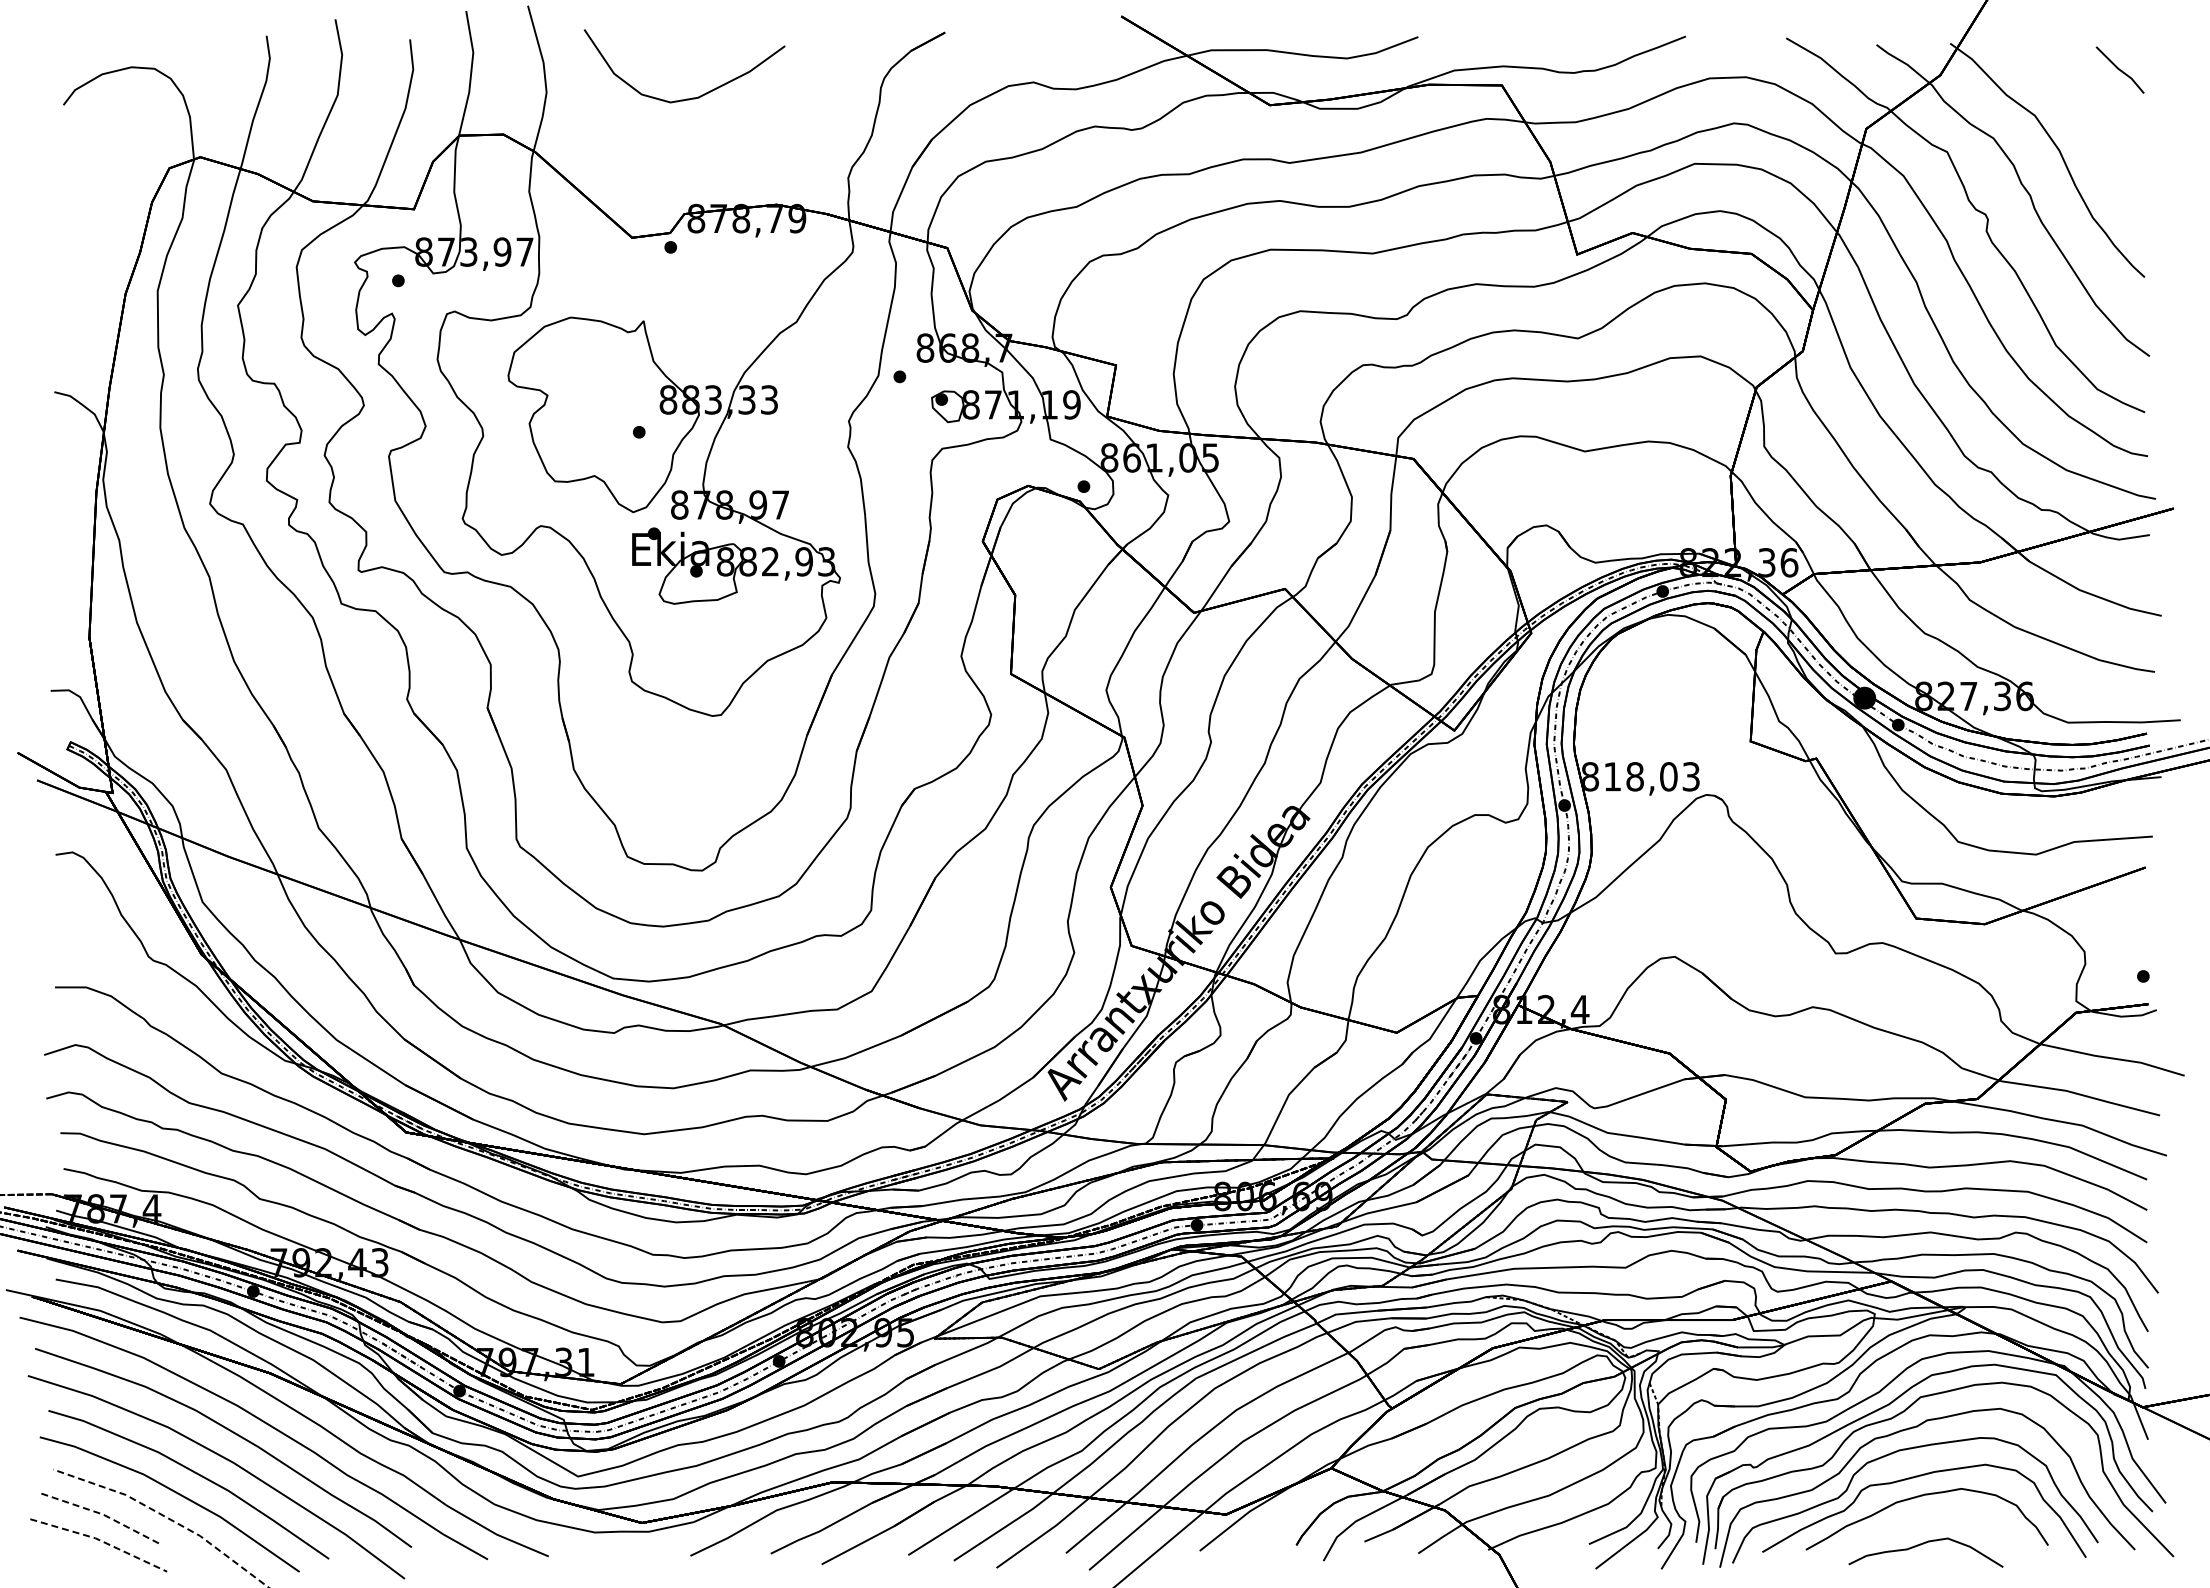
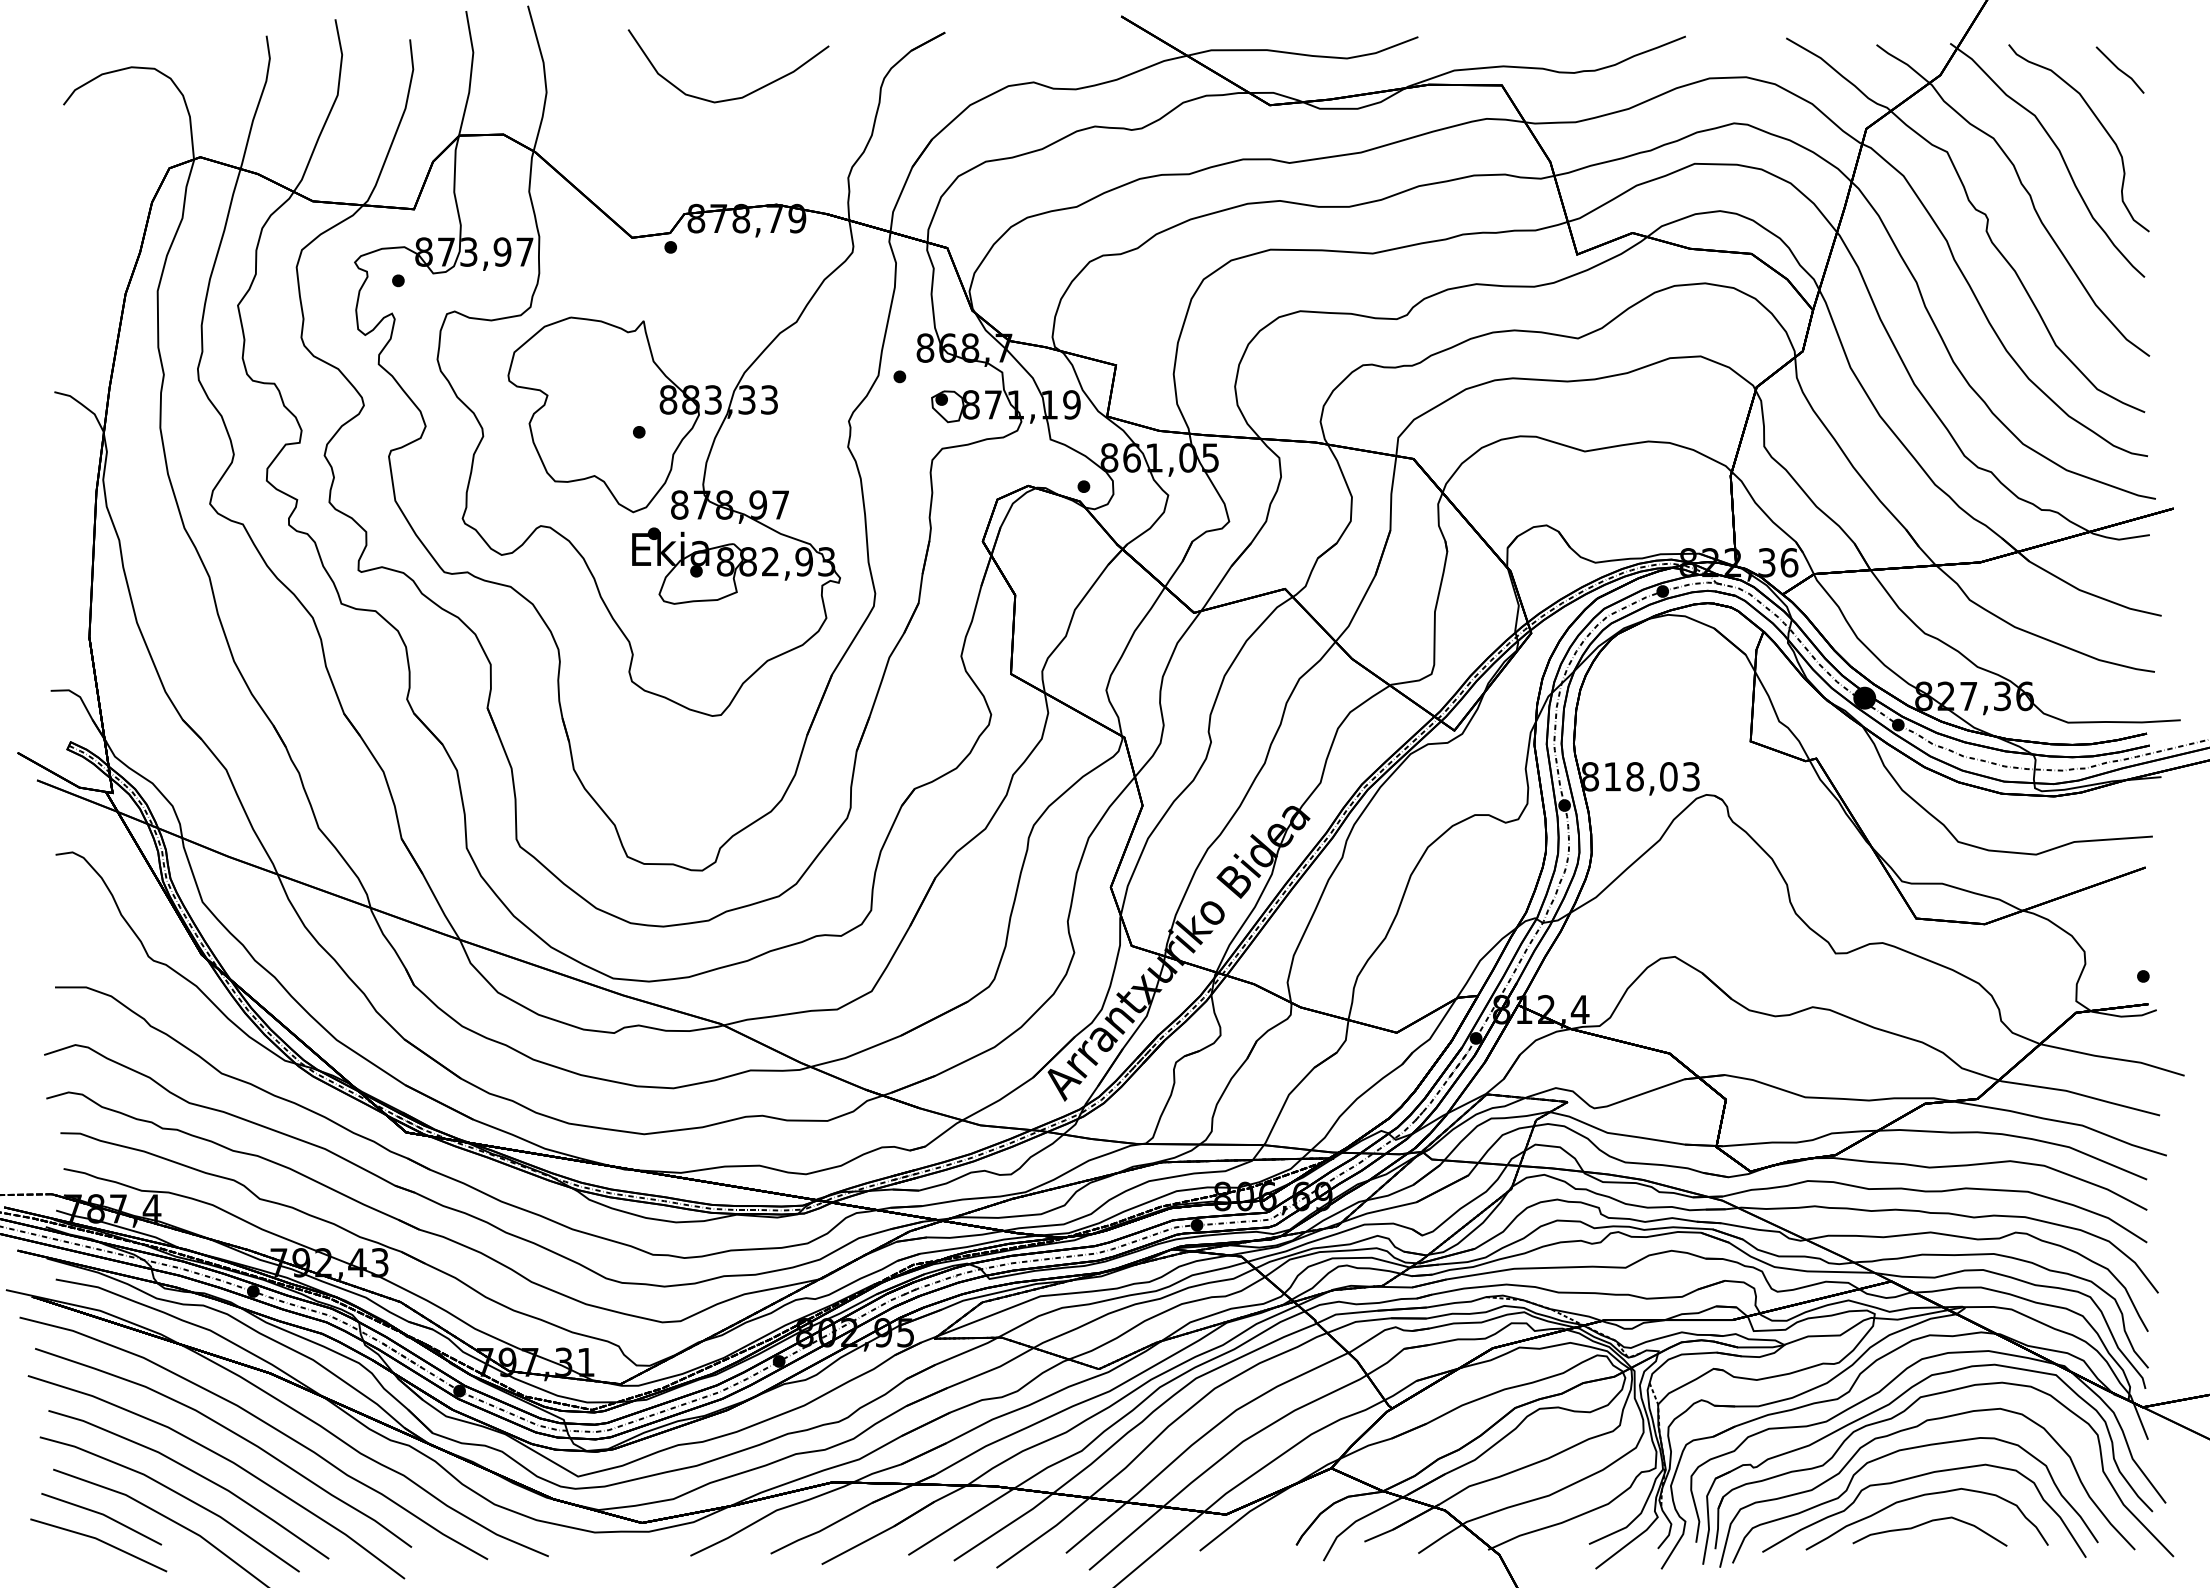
curve position: (692, 97) -> (736, 97) (736, 97)
curve: none -> present (2099, 123)
line: dashed -> solid (103, 1514)
line: dashed -> solid (166, 1517)
line: dashed -> solid (100, 1540)
curve position: (1921, 1545) -> (1925, 1524) (1925, 1524)
